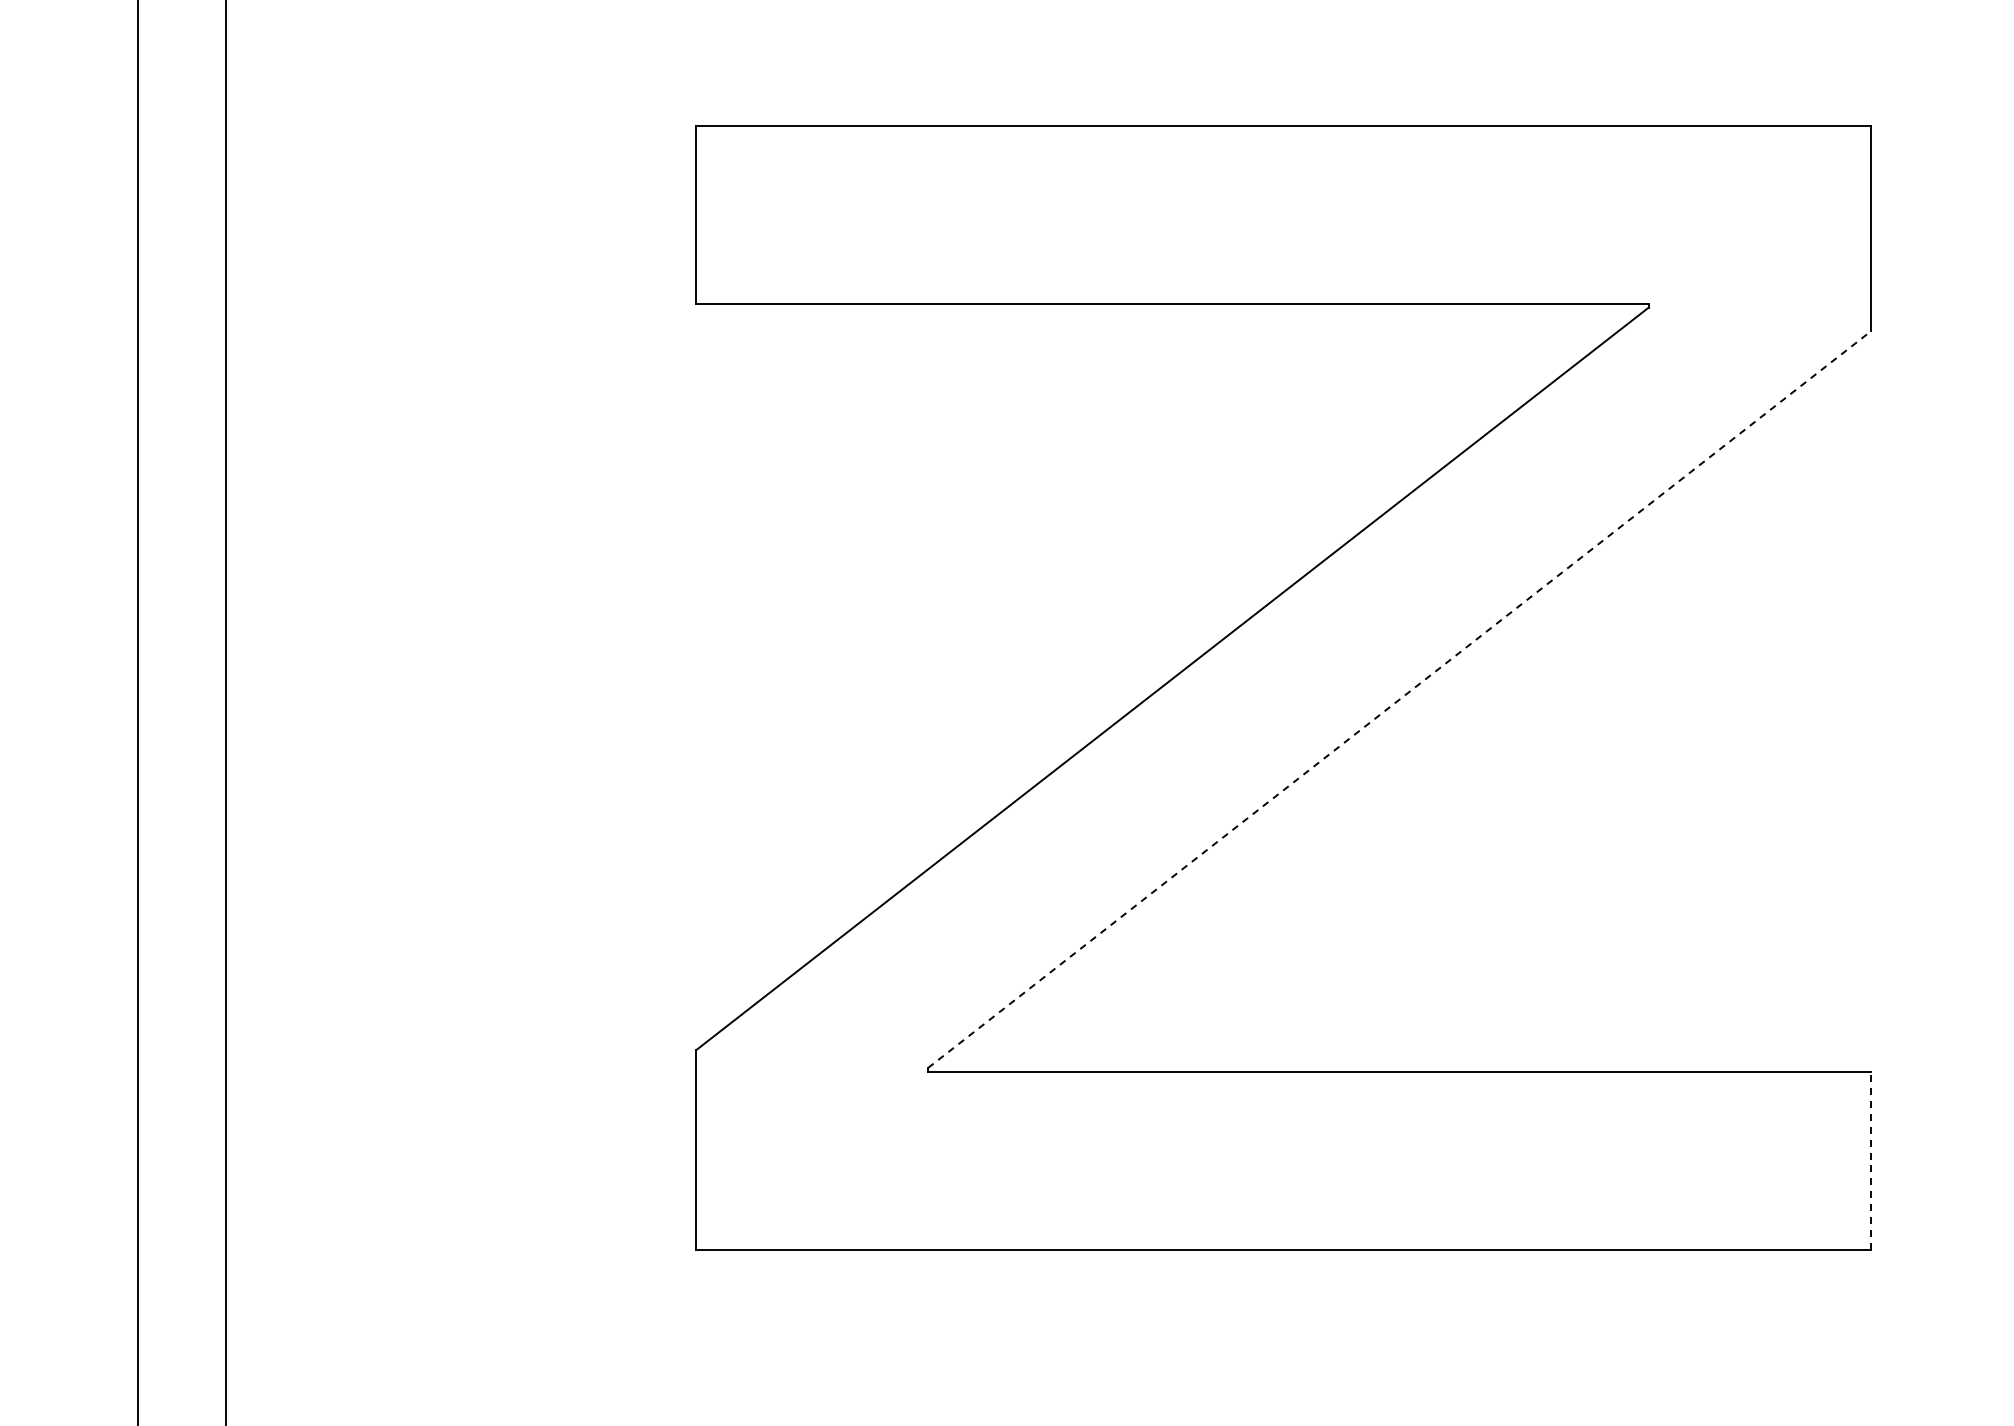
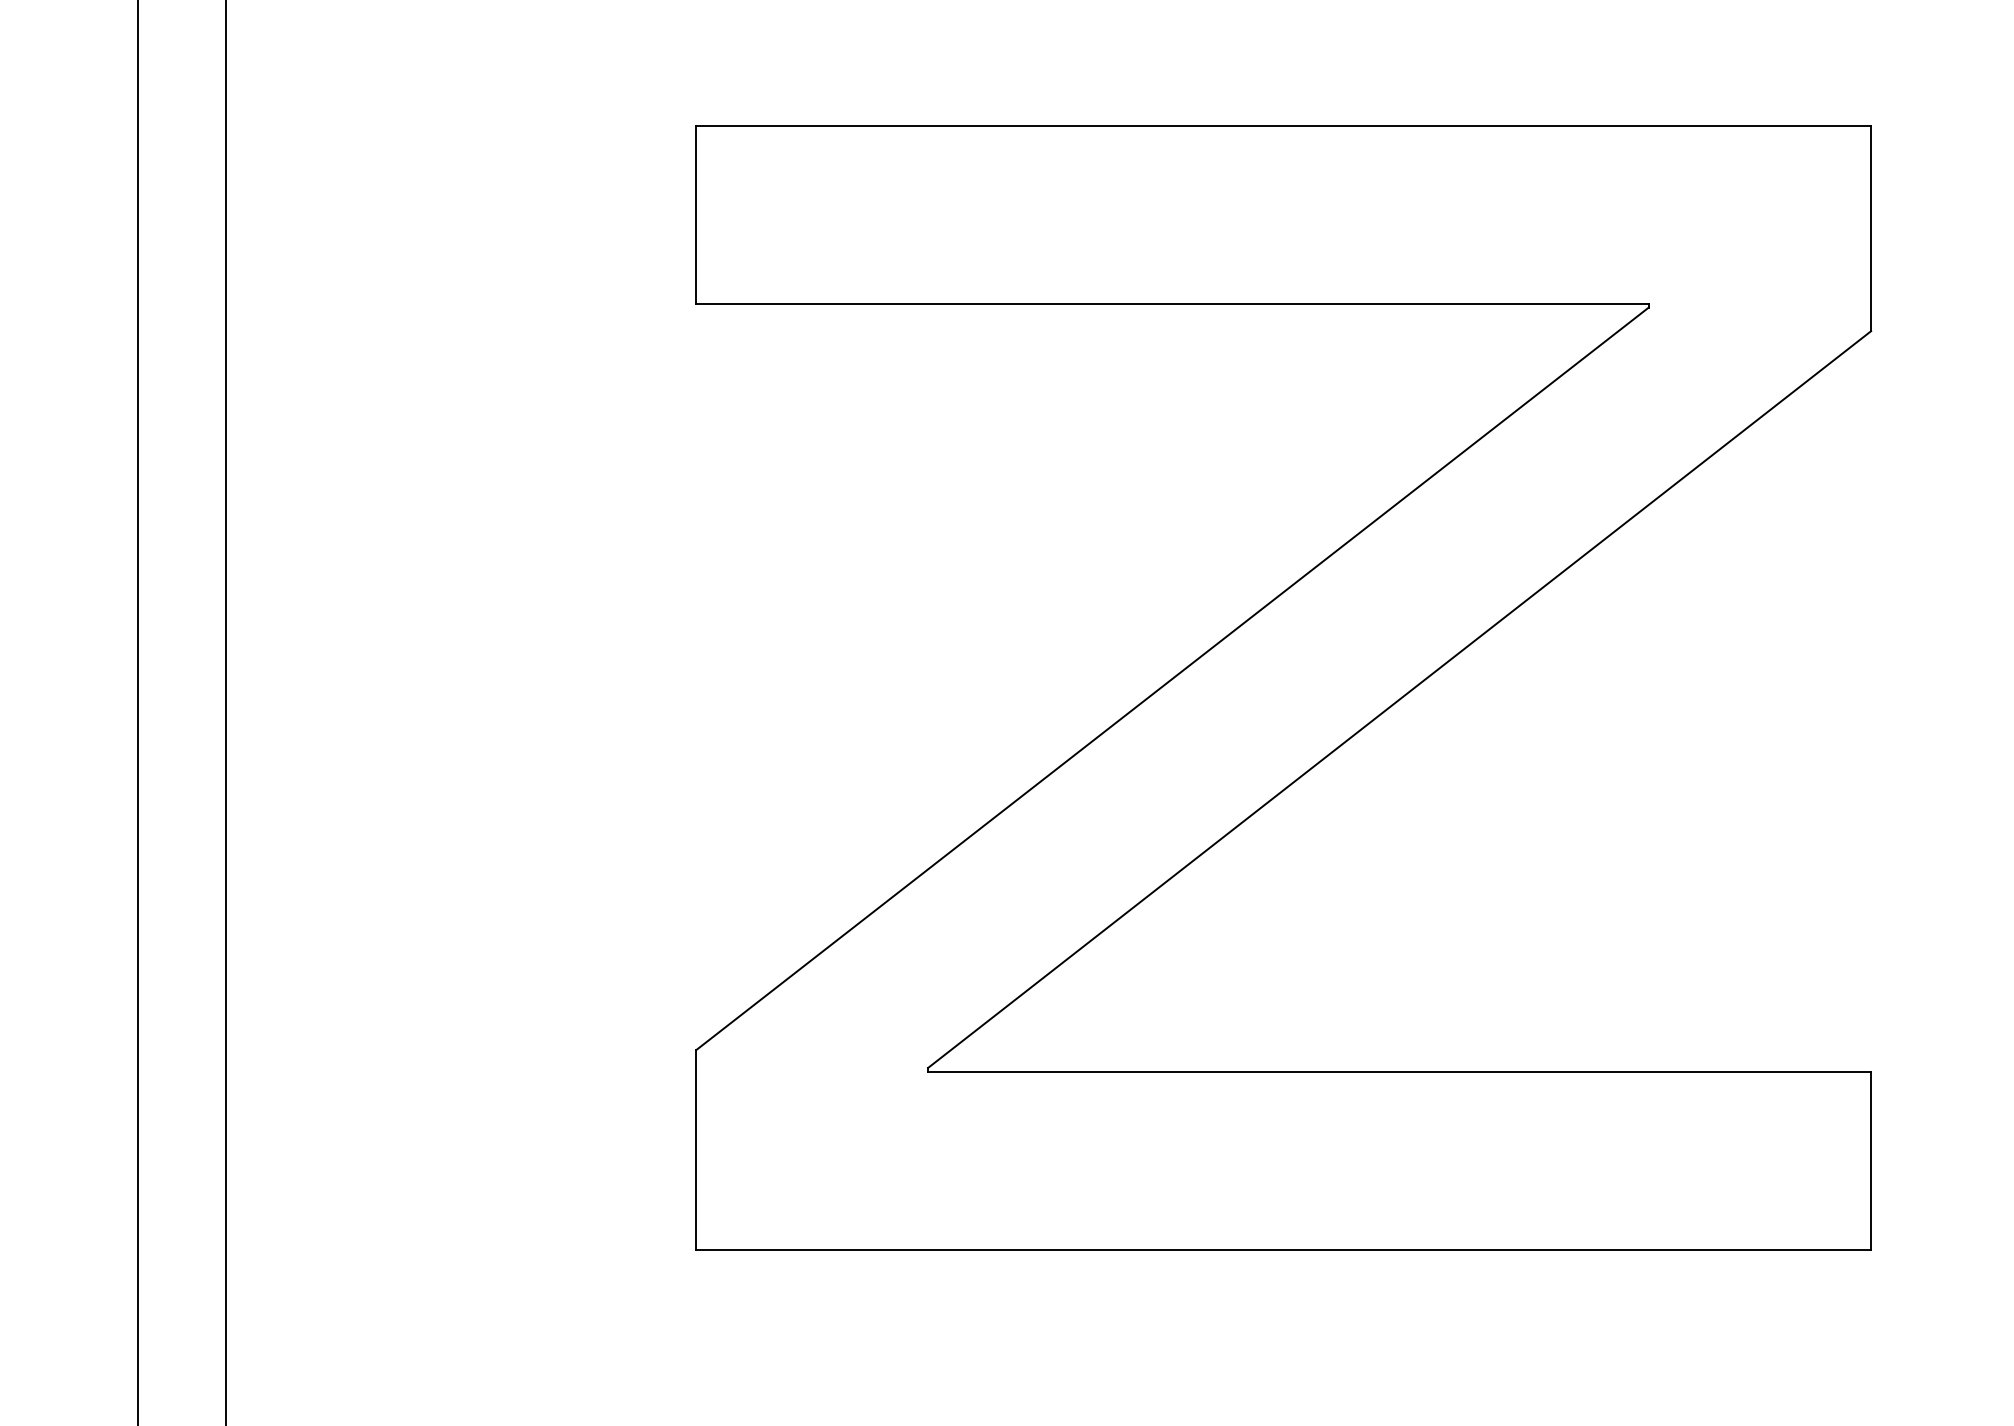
line: dashed -> solid (1399, 699)
line: dashed -> solid (1871, 1160)
